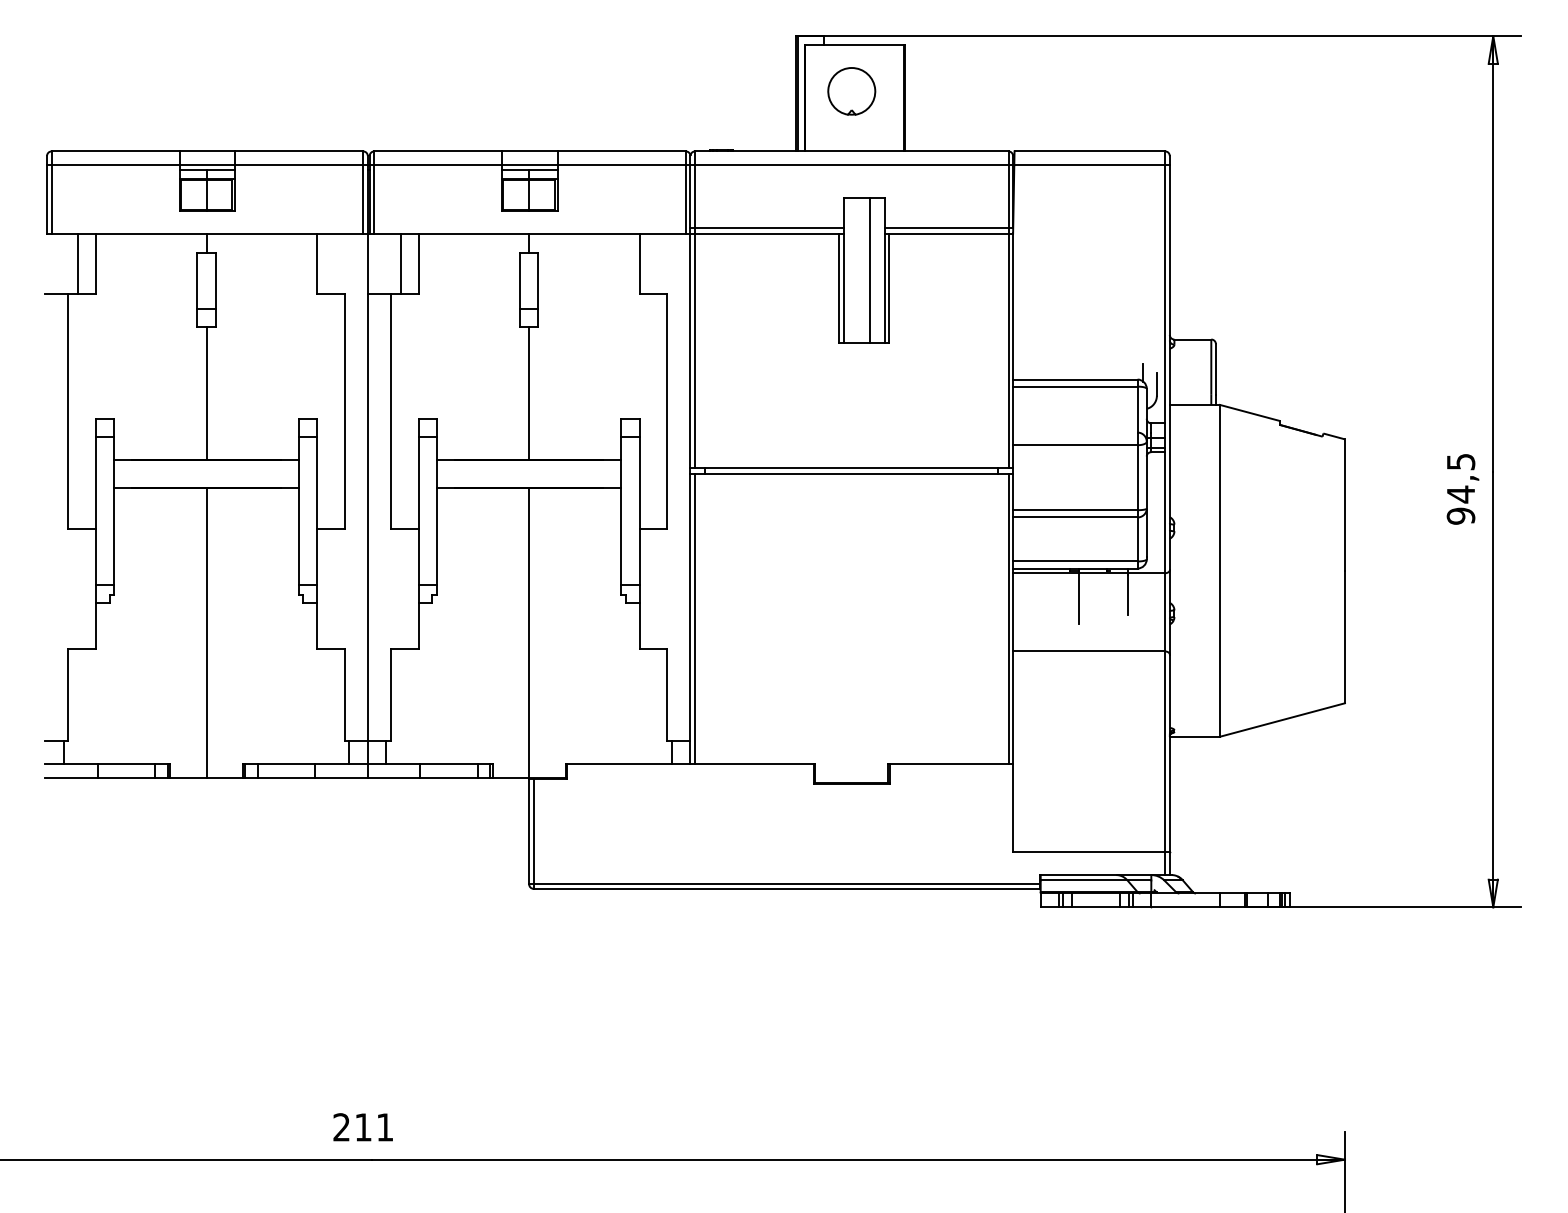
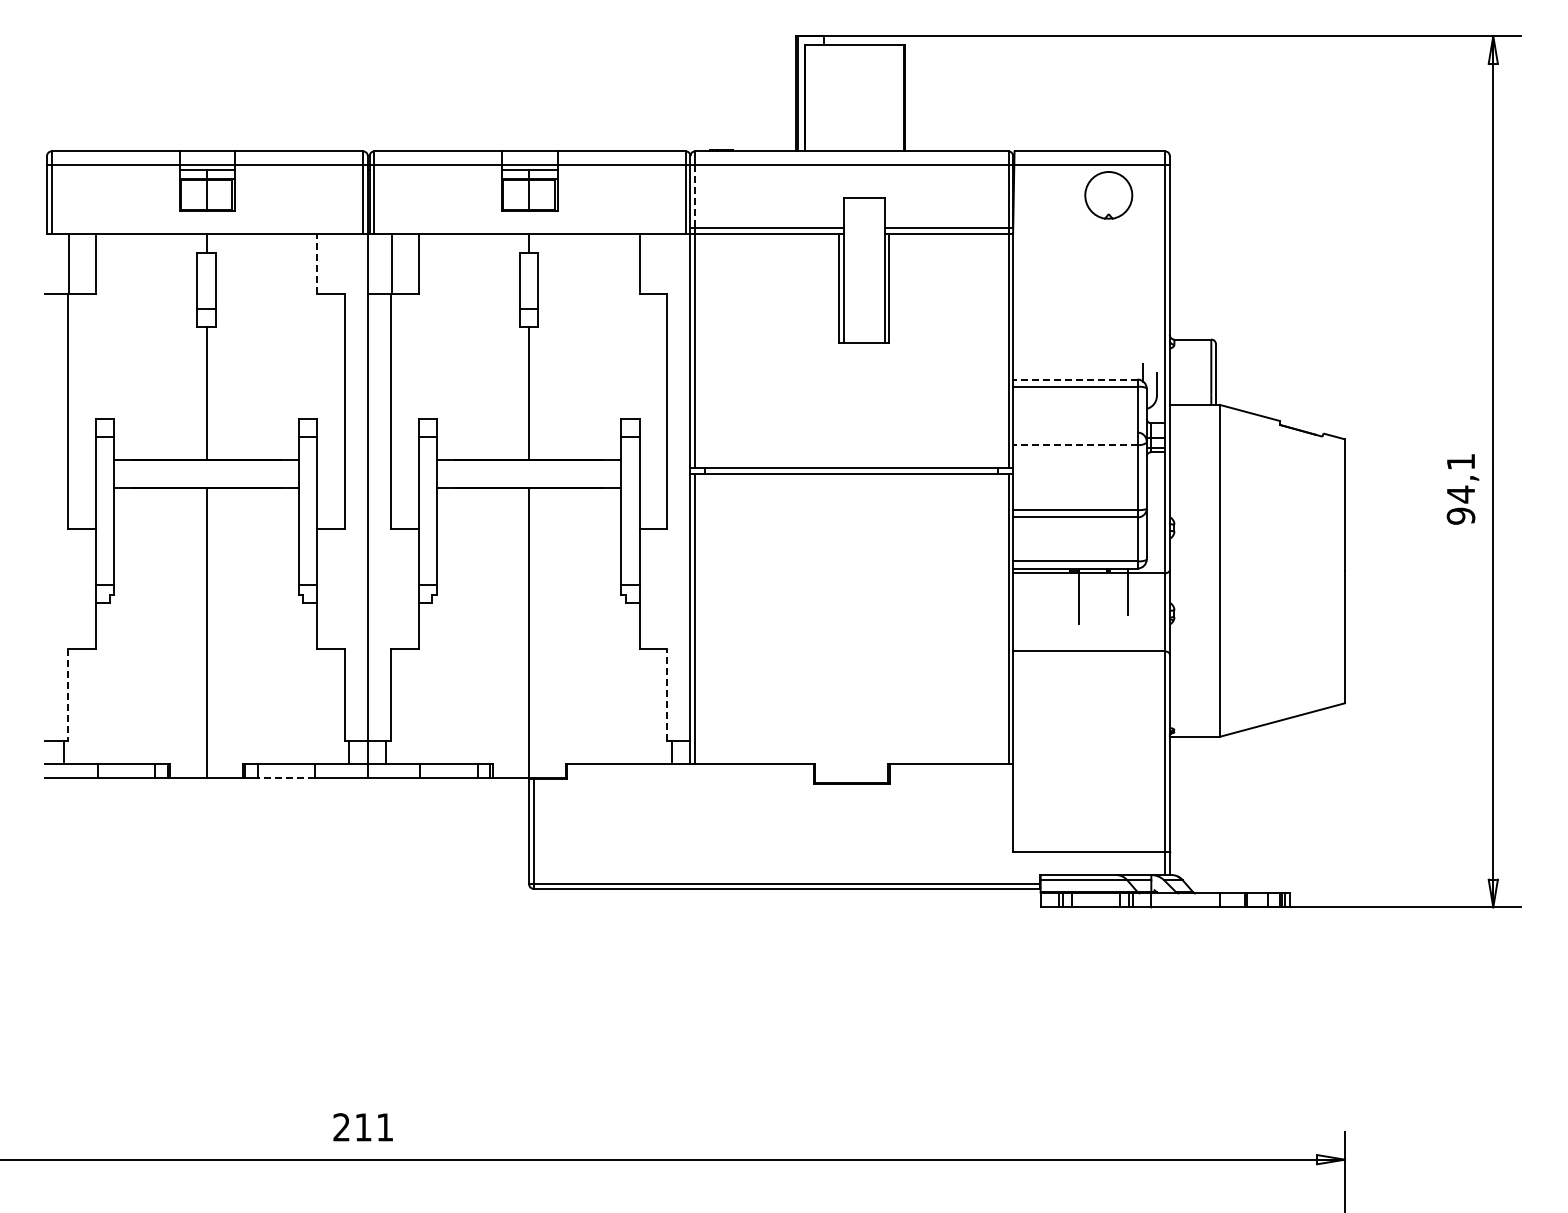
part position: (851, 91) -> (1108, 195) (1108, 195)
line: solid -> dashed (695, 197)
line position: (78, 264) -> (69, 264) (69, 264)
line: solid -> dashed (317, 264)
line position: (401, 264) -> (392, 264) (392, 264)
line: present -> none (870, 270)
line: solid -> dashed (1074, 379)
line: solid -> dashed (1074, 445)
text: 94,5 -> 94,1 (1461, 462)
line: solid -> dashed (667, 694)
line: solid -> dashed (68, 695)
line: solid -> dashed (286, 778)
